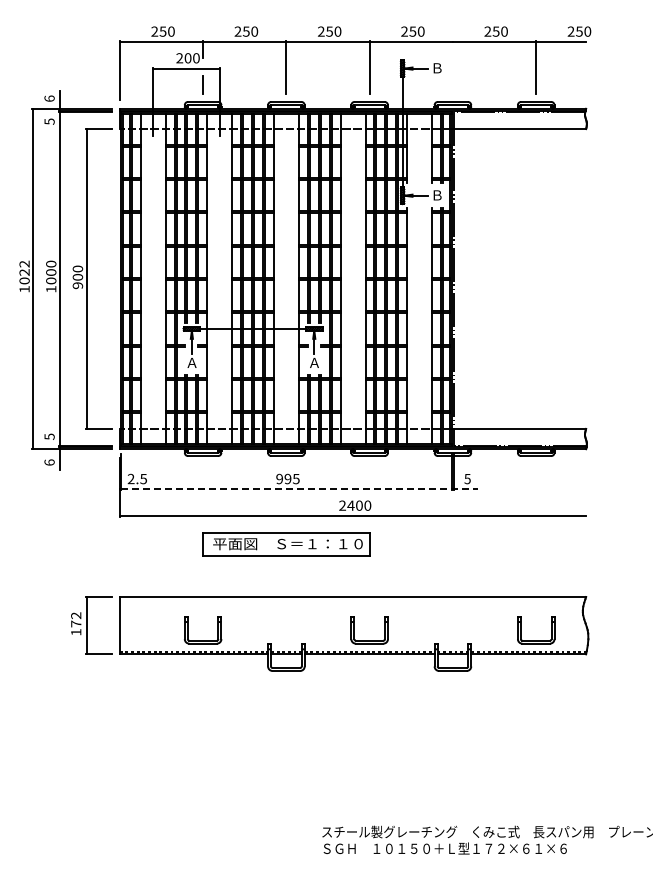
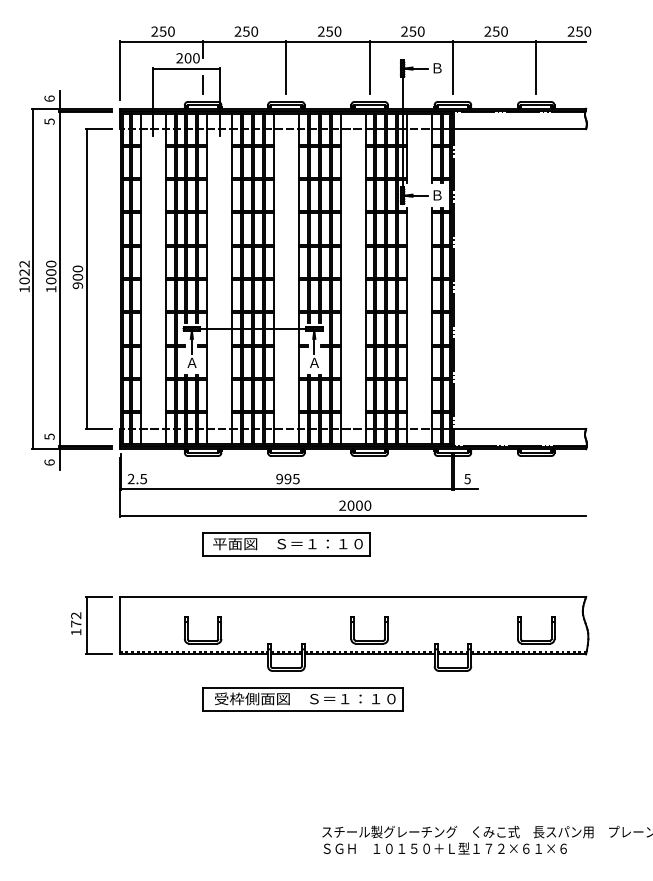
line: none -> present (452, 66)
line: dashed -> solid (299, 489)
text: 2400 -> 2000 (350, 505)
part: none -> present (302, 699)
